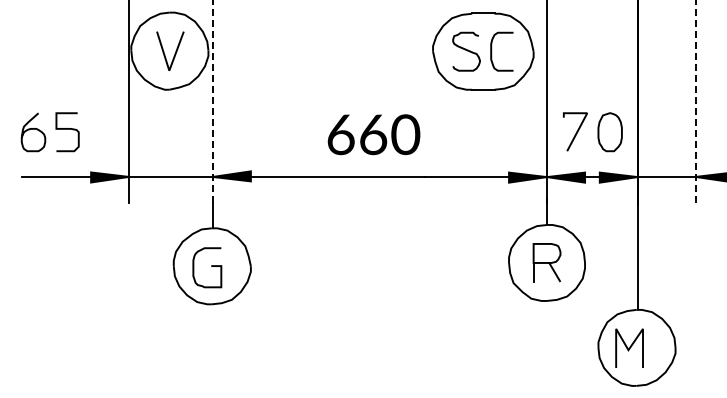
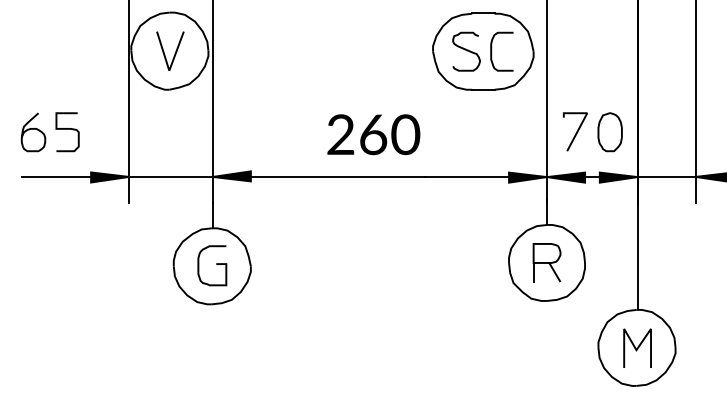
line: dashed -> solid (212, 100)
line: dashed -> solid (695, 101)
text: 660 -> 260 (340, 134)
curve position: (211, 266) -> (216, 264) (216, 264)
line position: (629, 347) -> (637, 347) (637, 347)
